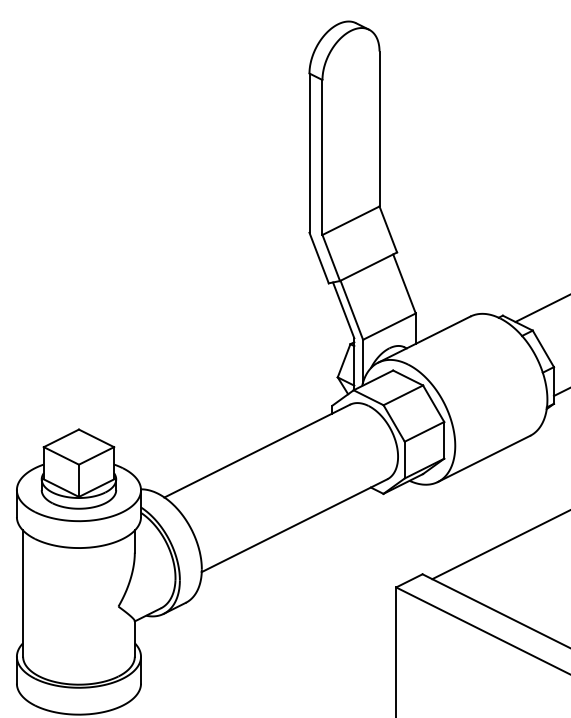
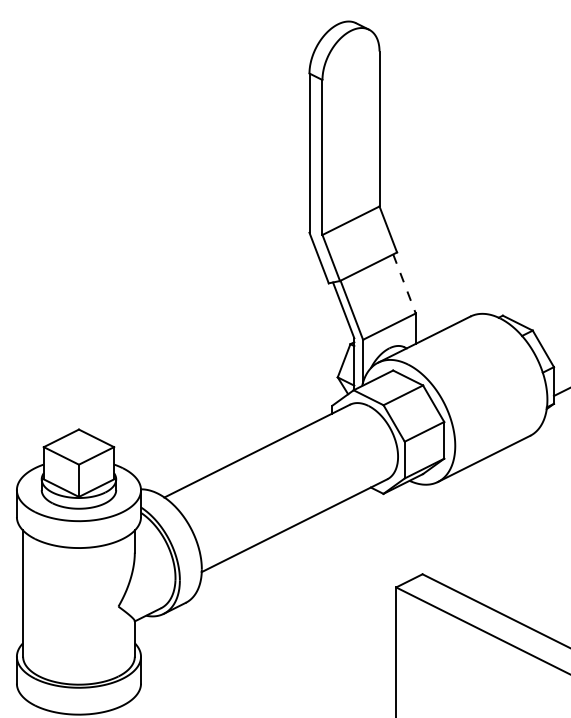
line: solid -> dashed (404, 283)
line: present -> none (541, 308)
line: present -> none (499, 545)
